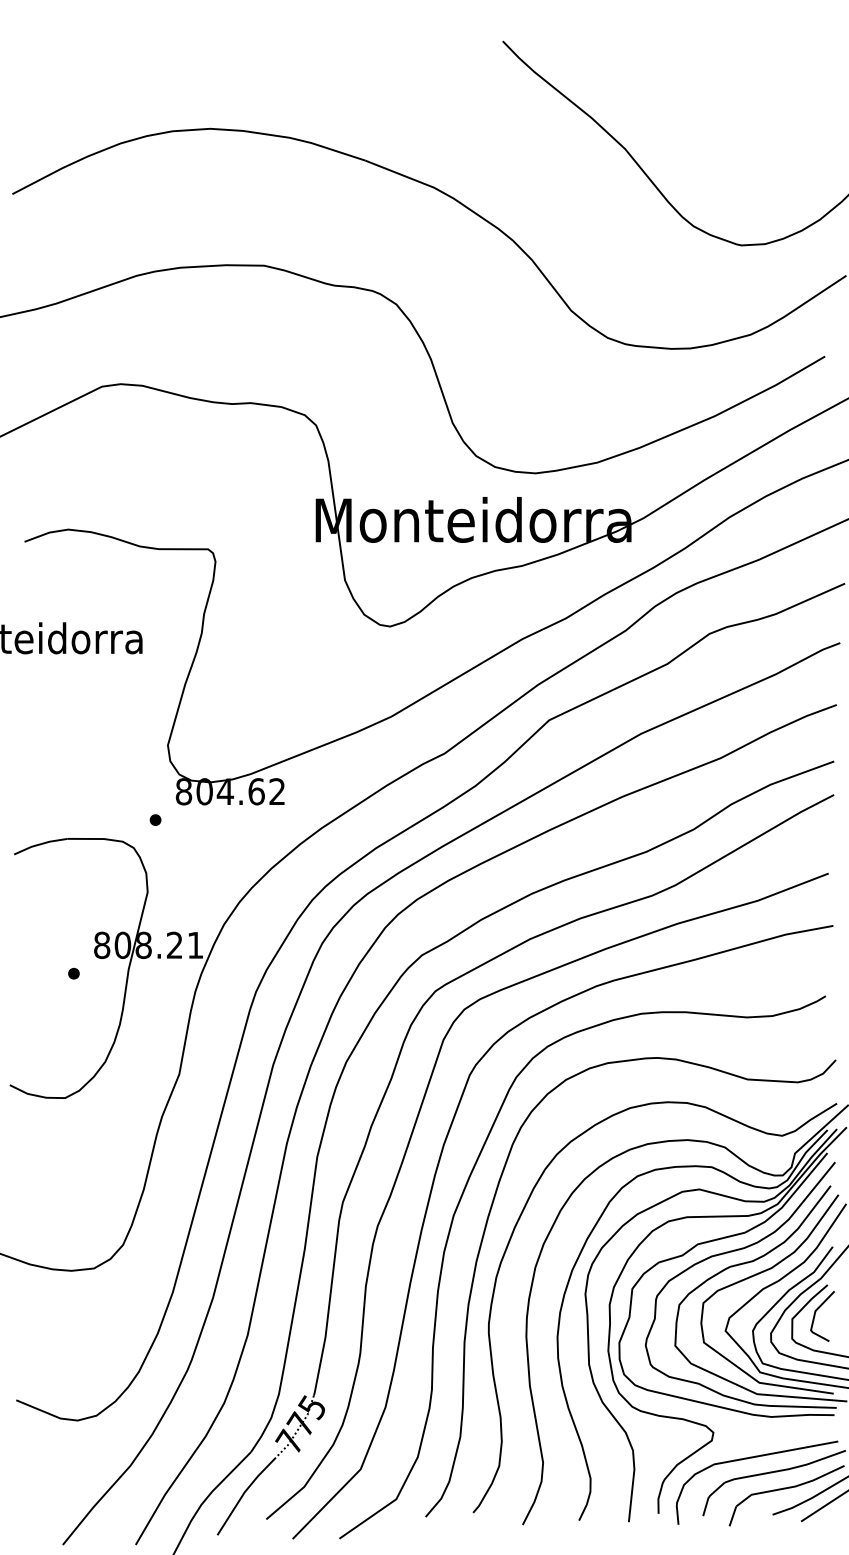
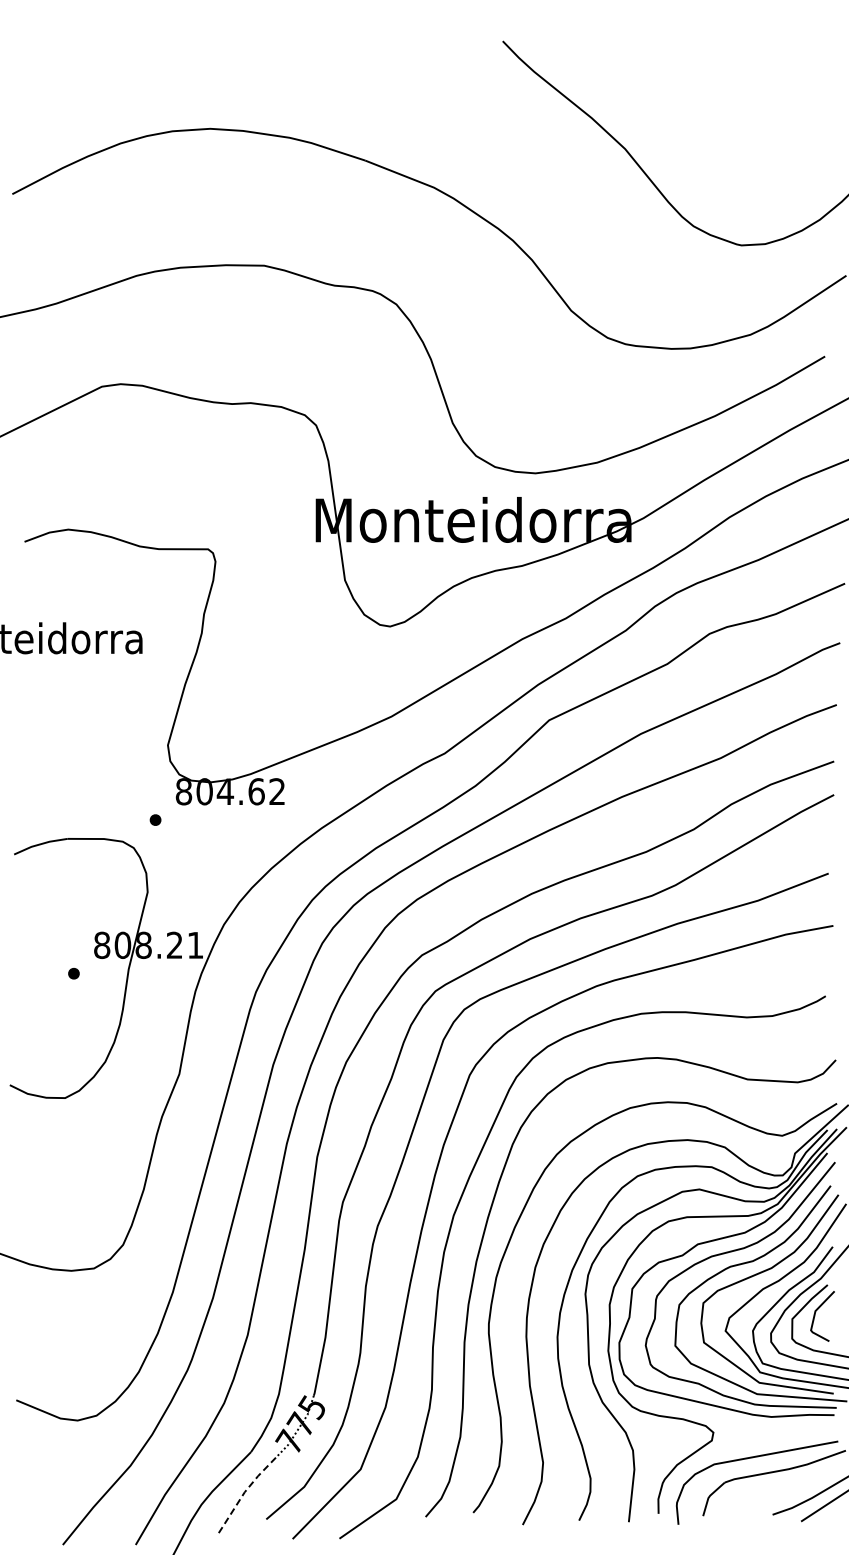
line: solid -> dashed (244, 1493)
part: present -> none (786, 1495)
